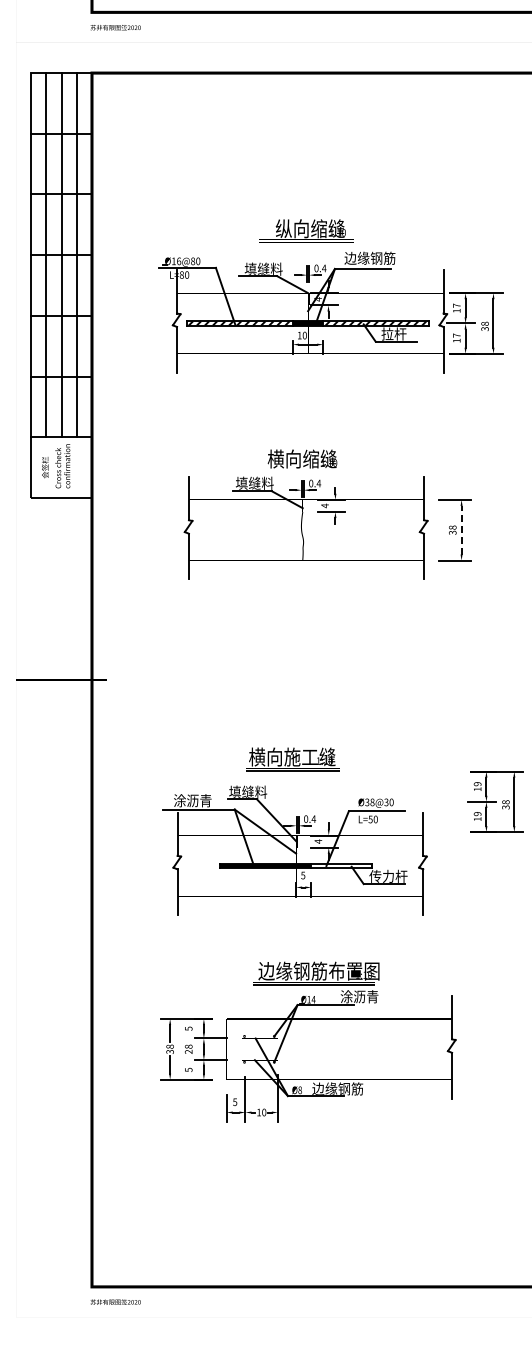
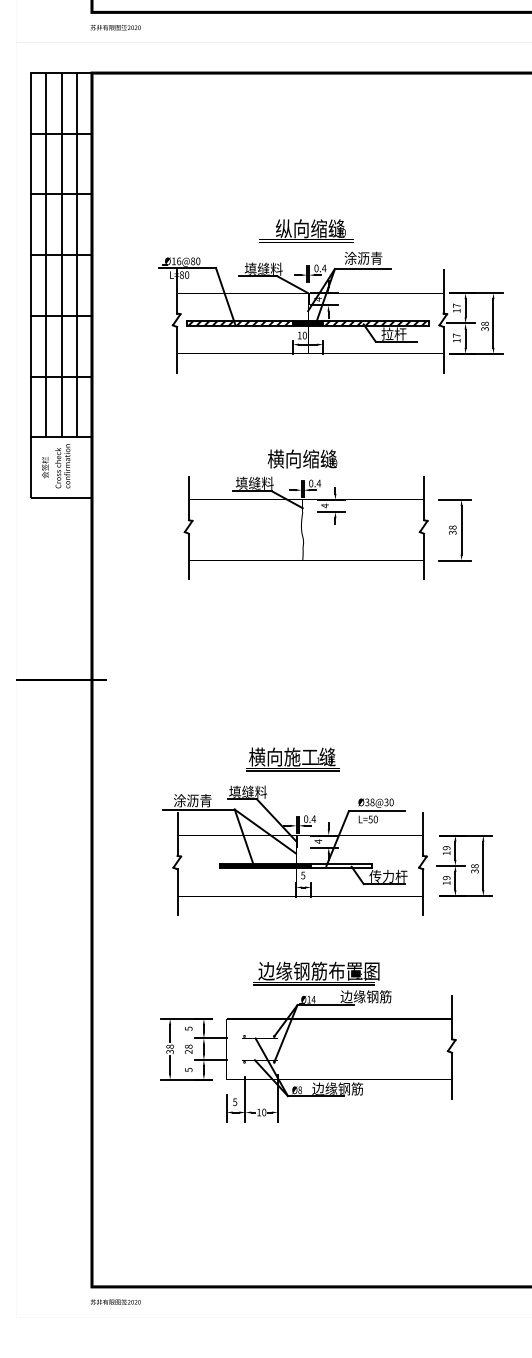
text: 边缘钢筋 -> 涂沥青 (369, 257)
line: dashed -> solid (461, 529)
part position: (495, 801) -> (464, 865) (464, 865)
text: 涂沥青 -> 边缘钢筋 (365, 996)
